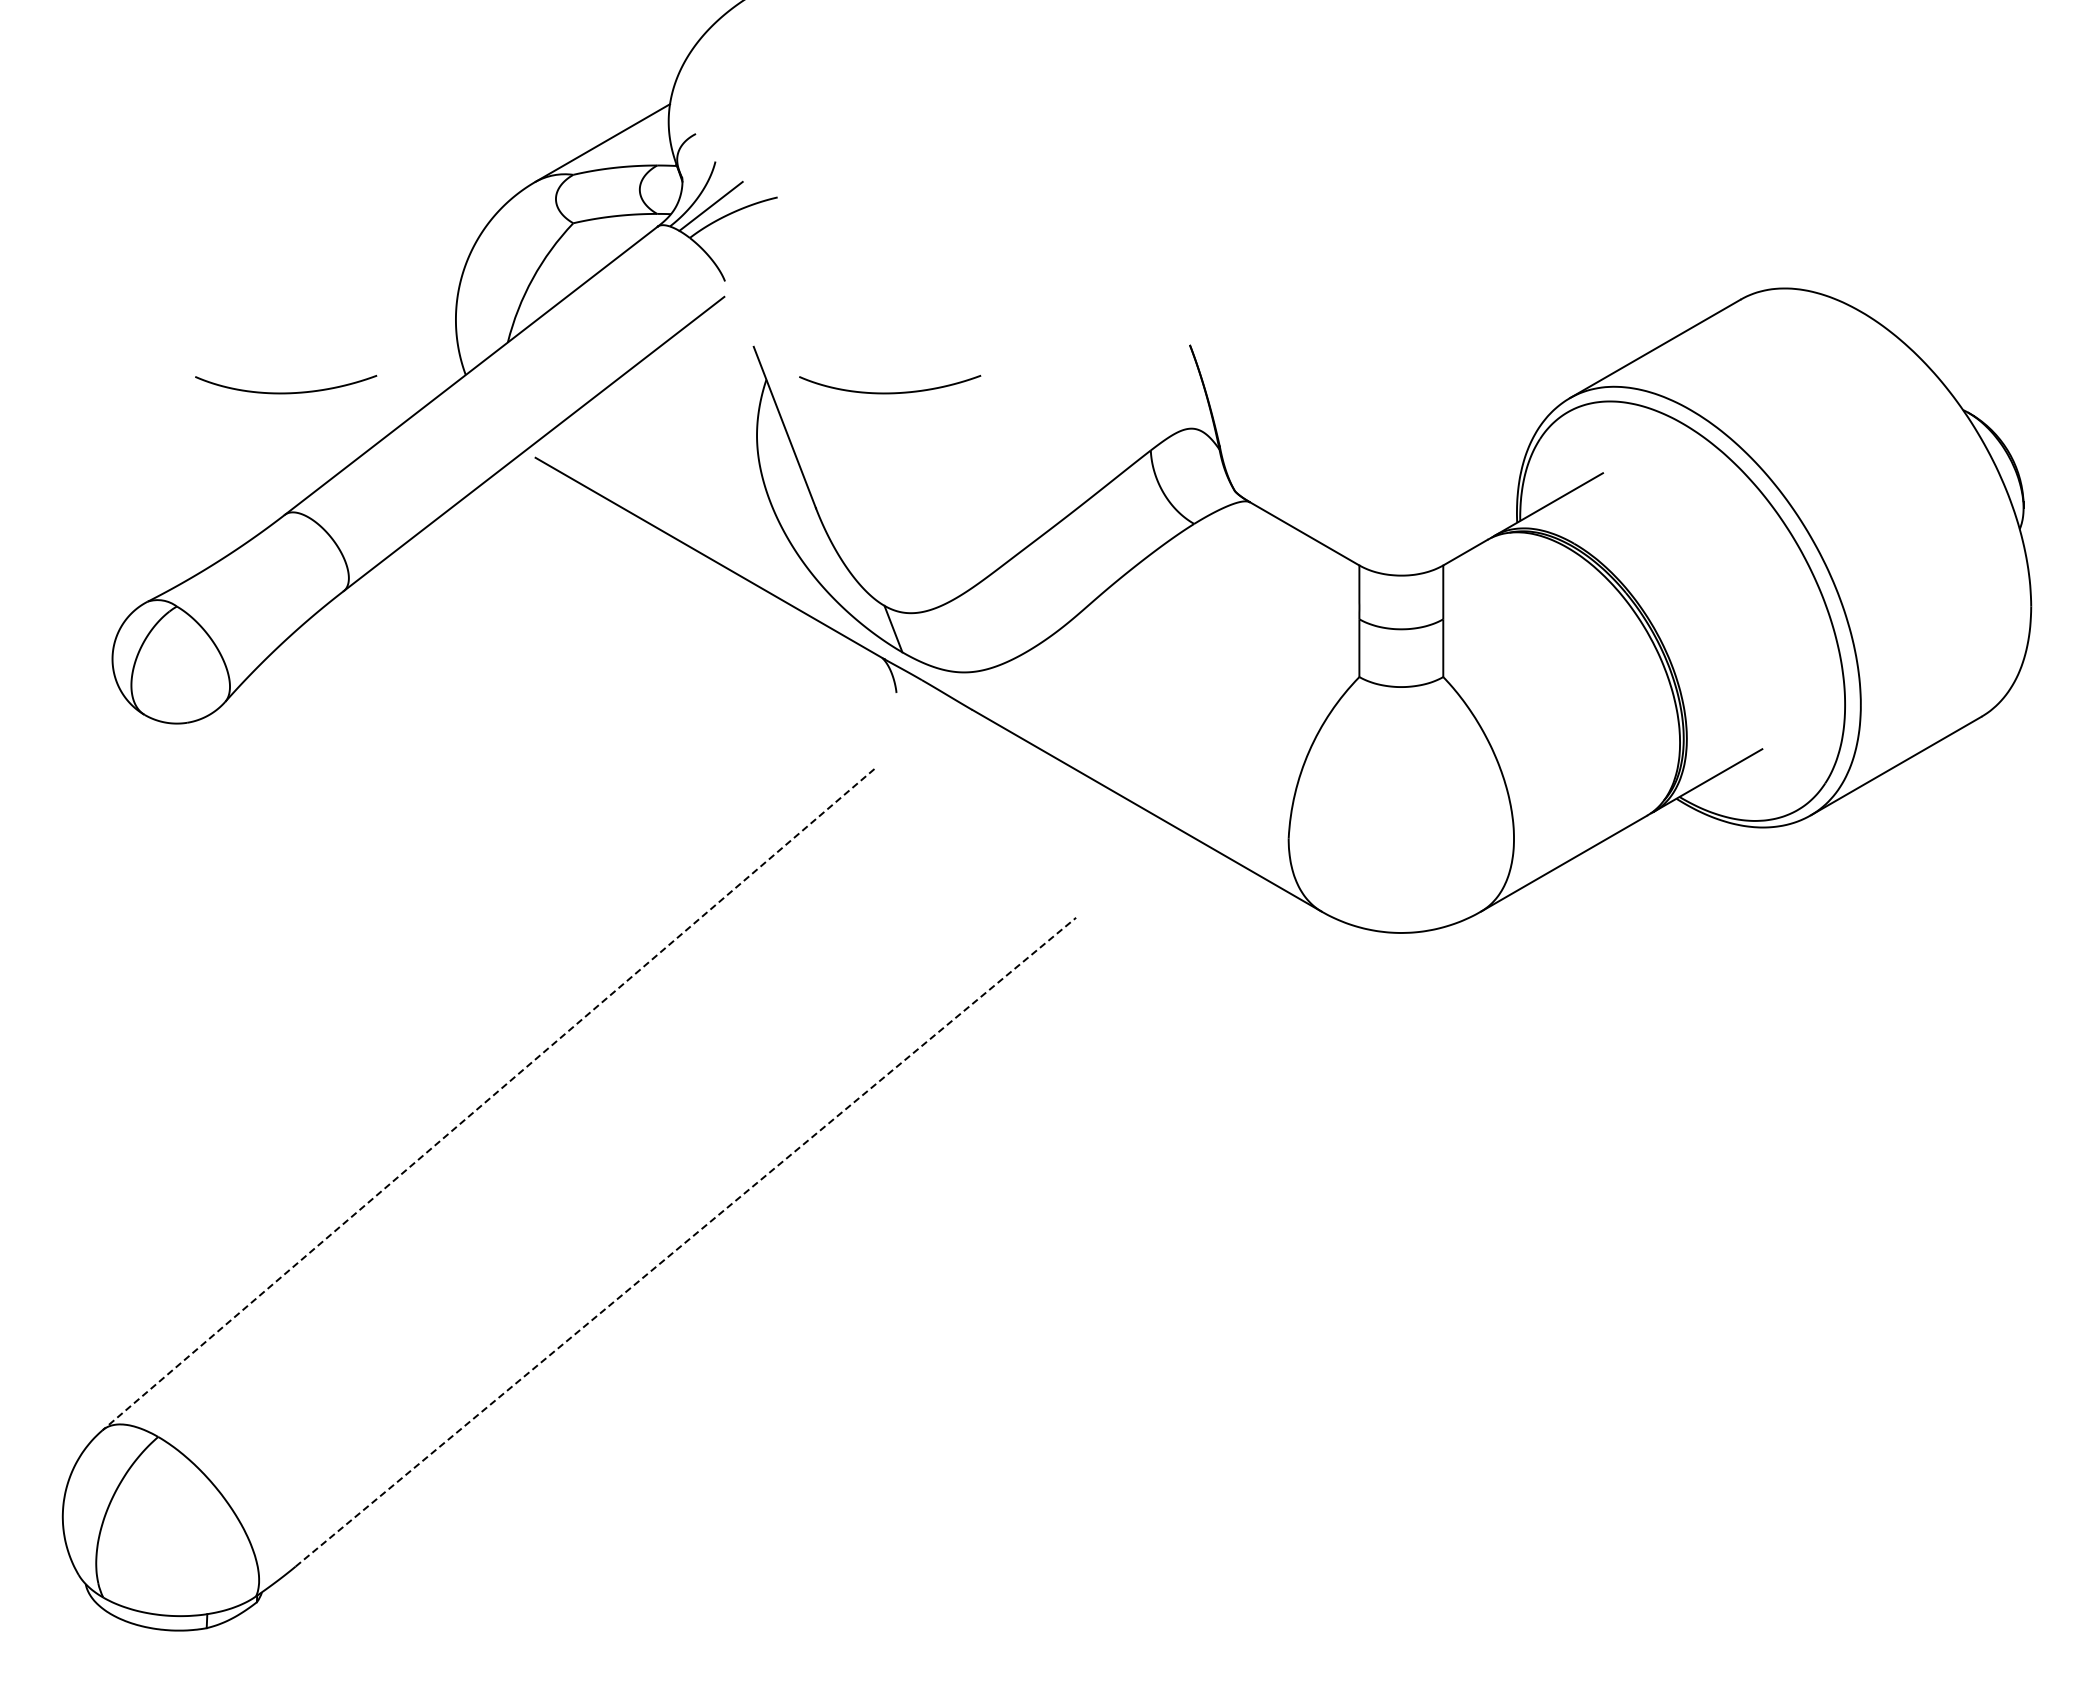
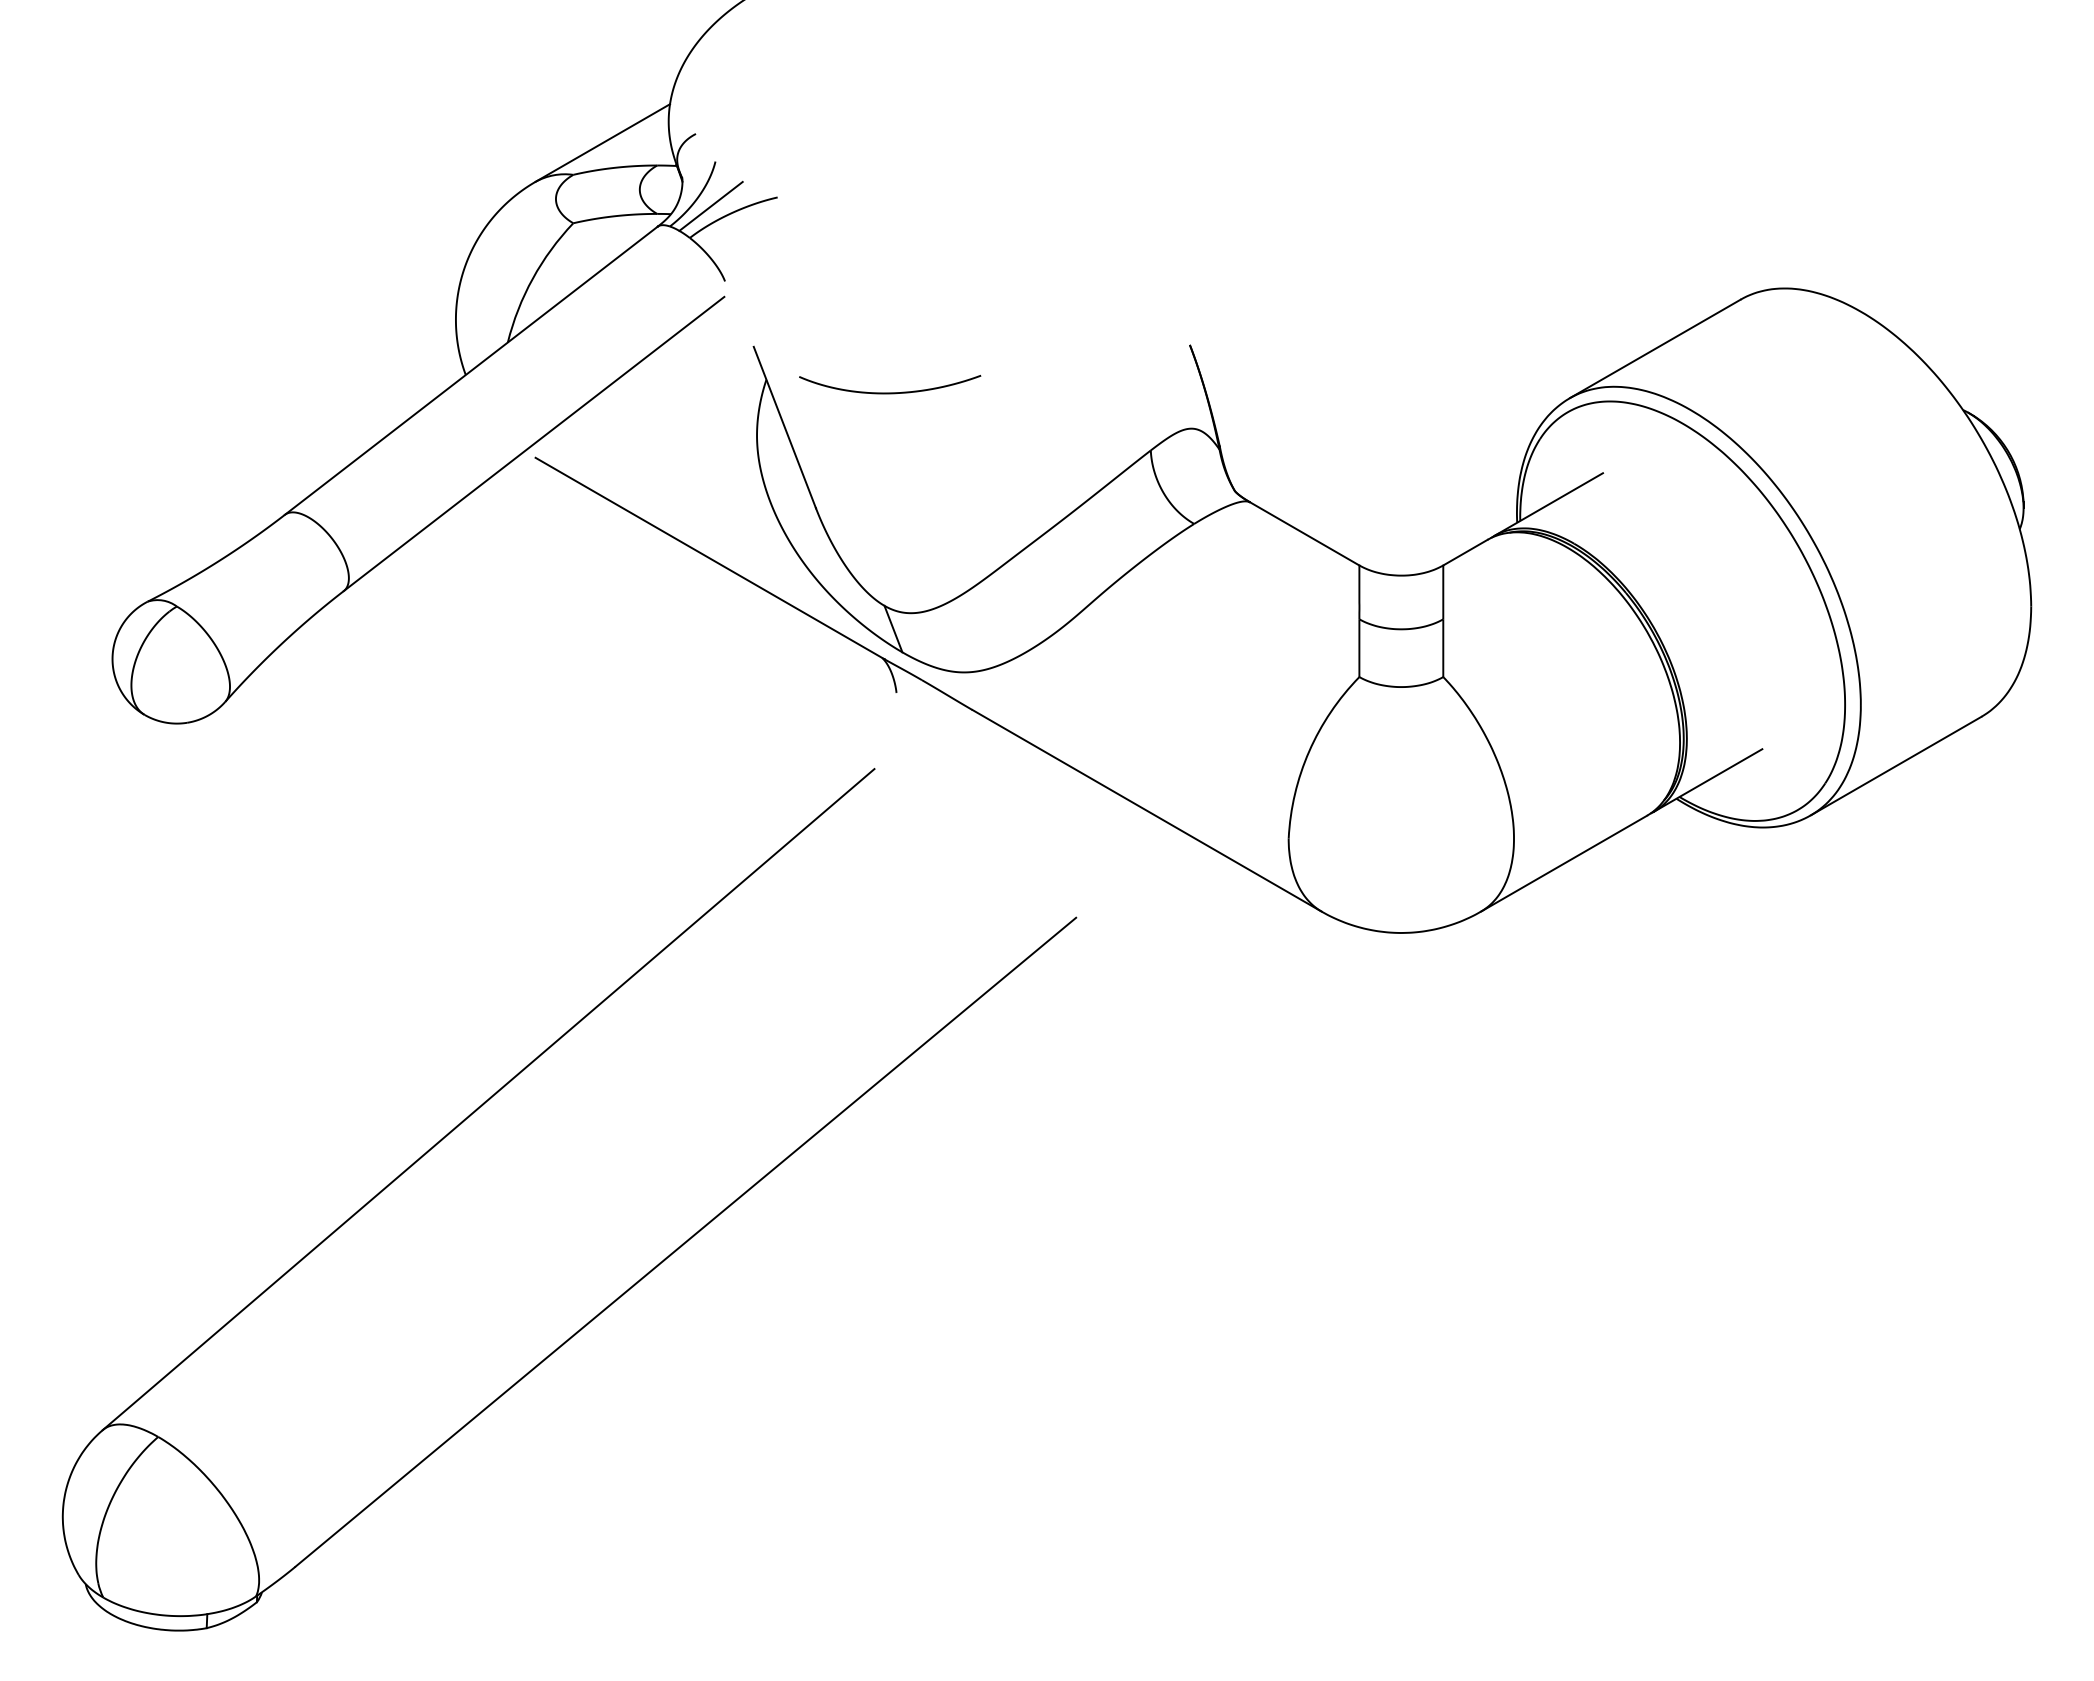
curve: present -> none (286, 392)
line: dashed -> solid (488, 1099)
line: dashed -> solid (685, 1242)
